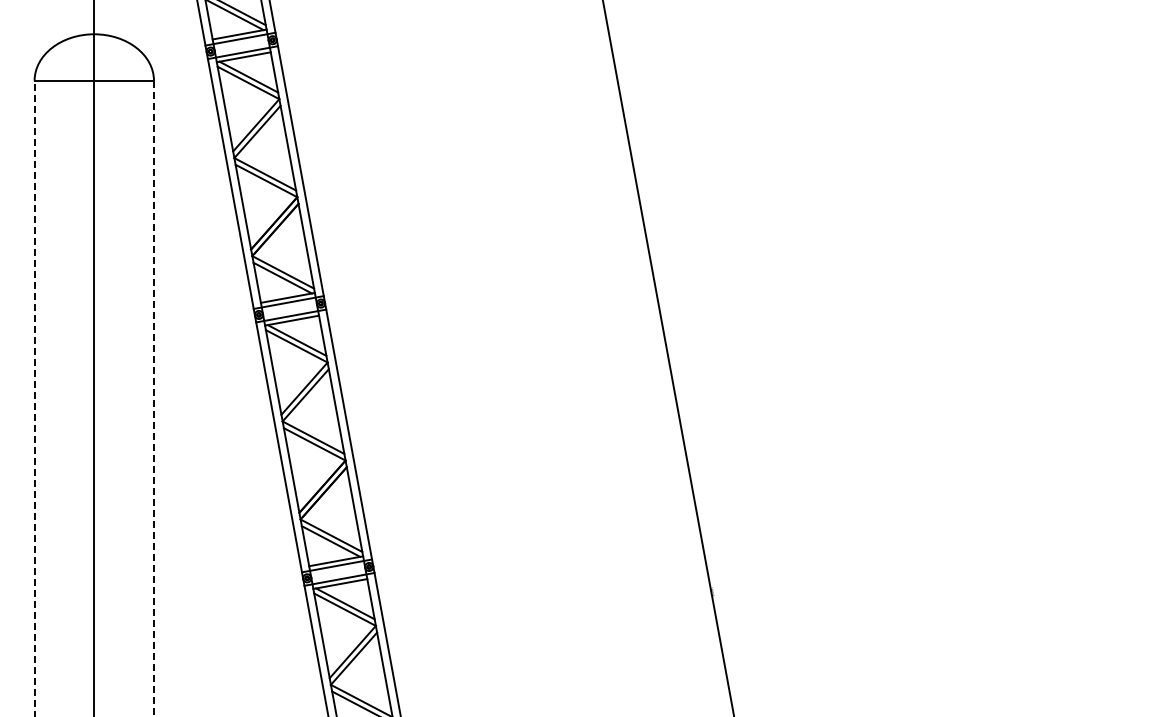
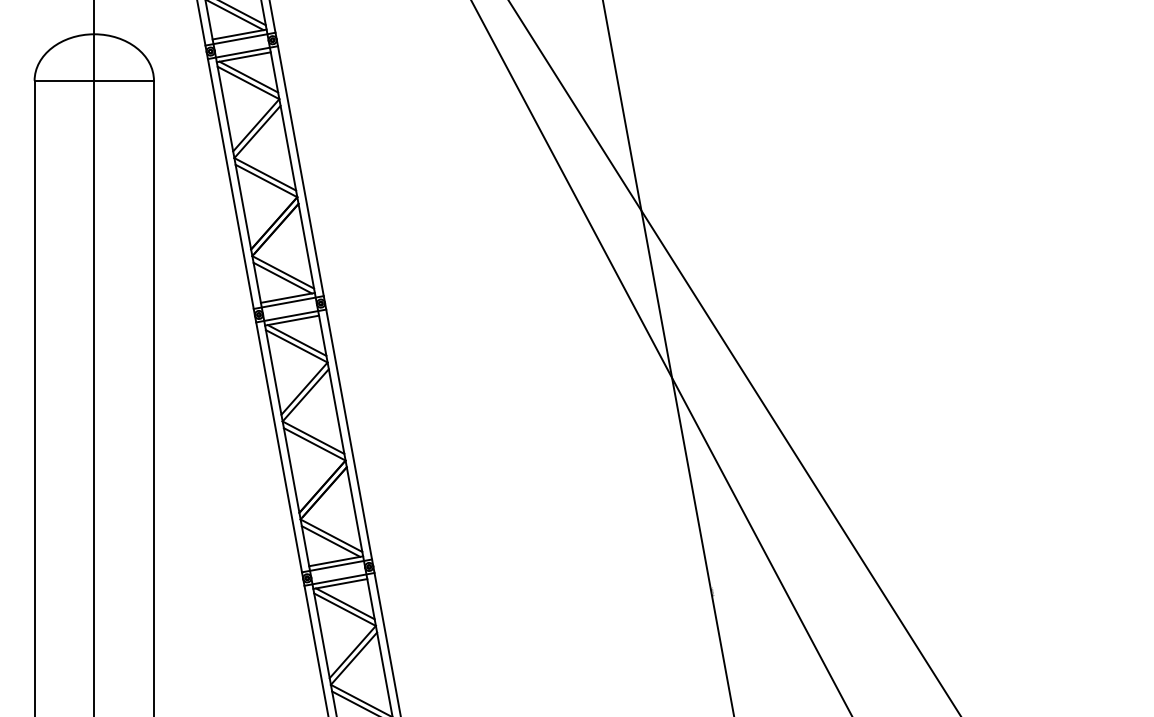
line: none -> present (661, 357)
line: none -> present (734, 357)
line: dashed -> solid (34, 716)
